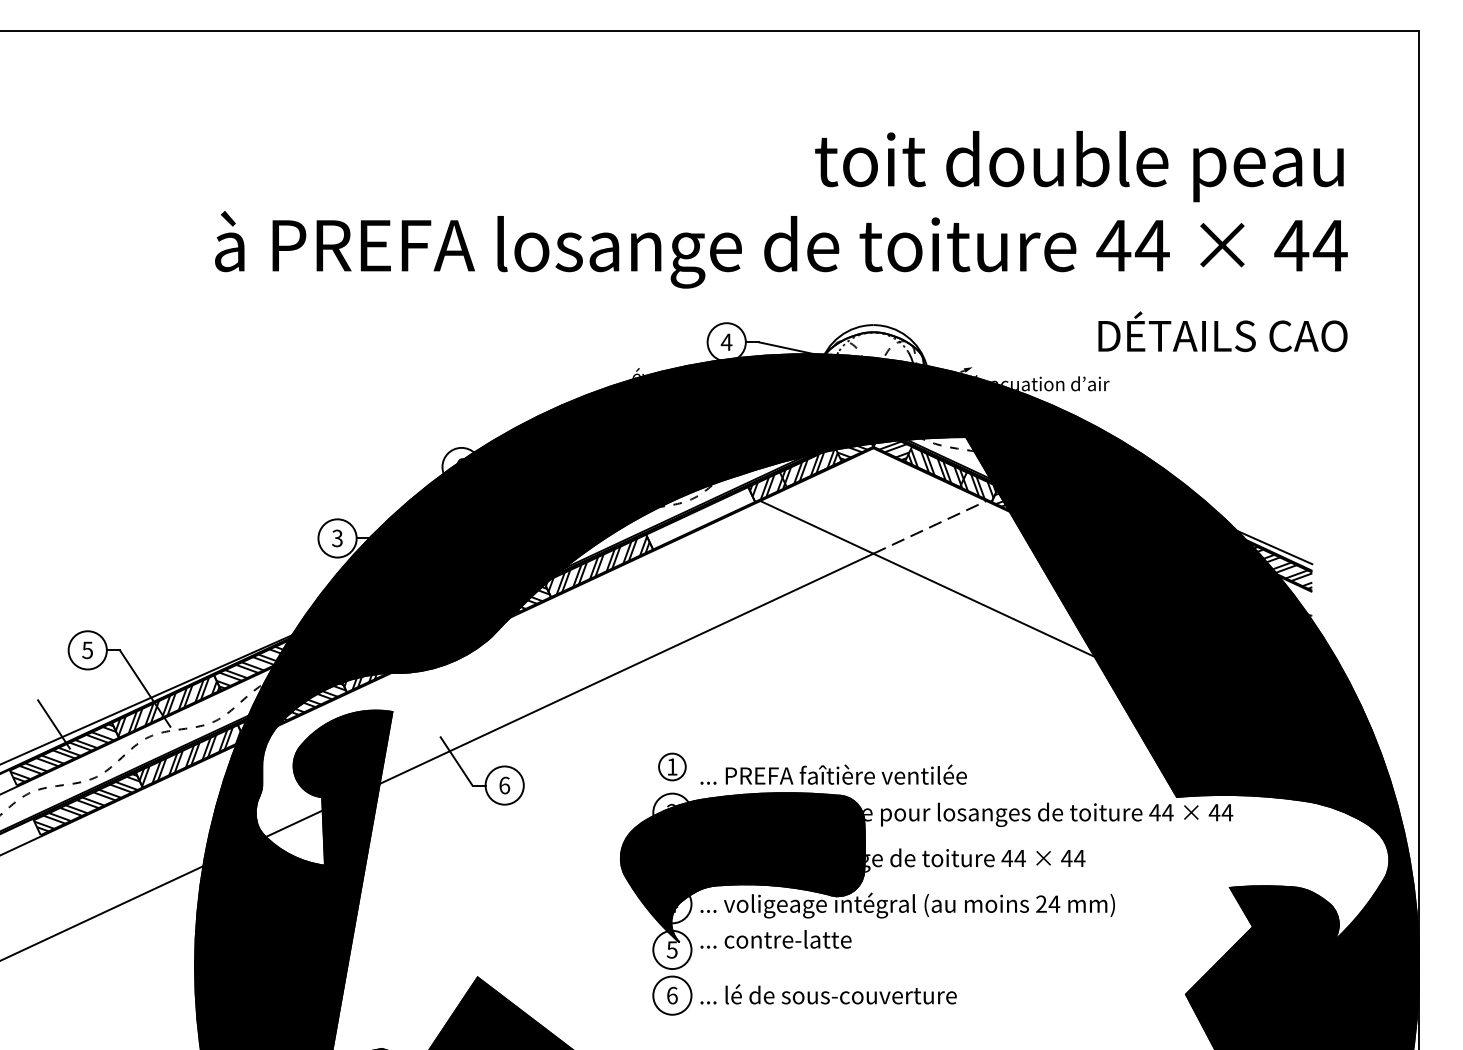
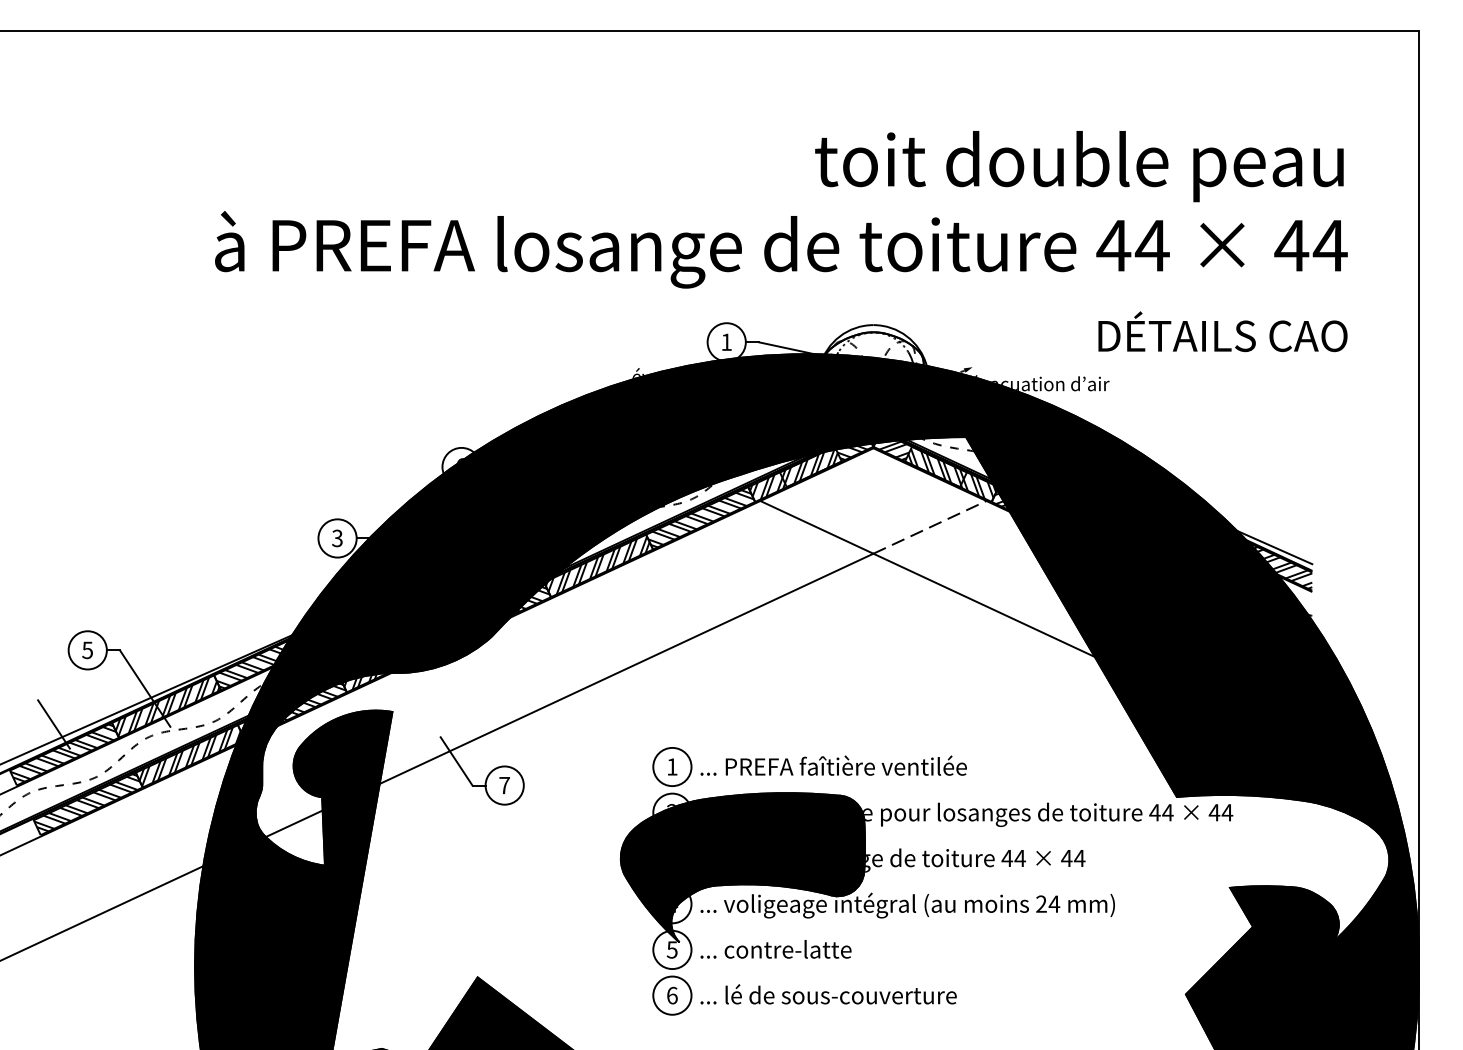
text: 4 -> 1 (726, 341)
hatch: none -> present (700, 518)
circle diameter: 27 px -> 38 px (672, 766)
text position: (833, 774) -> (833, 765) (833, 765)
text: 6 -> 7 (504, 785)
text position: (775, 939) -> (775, 949) (775, 949)
